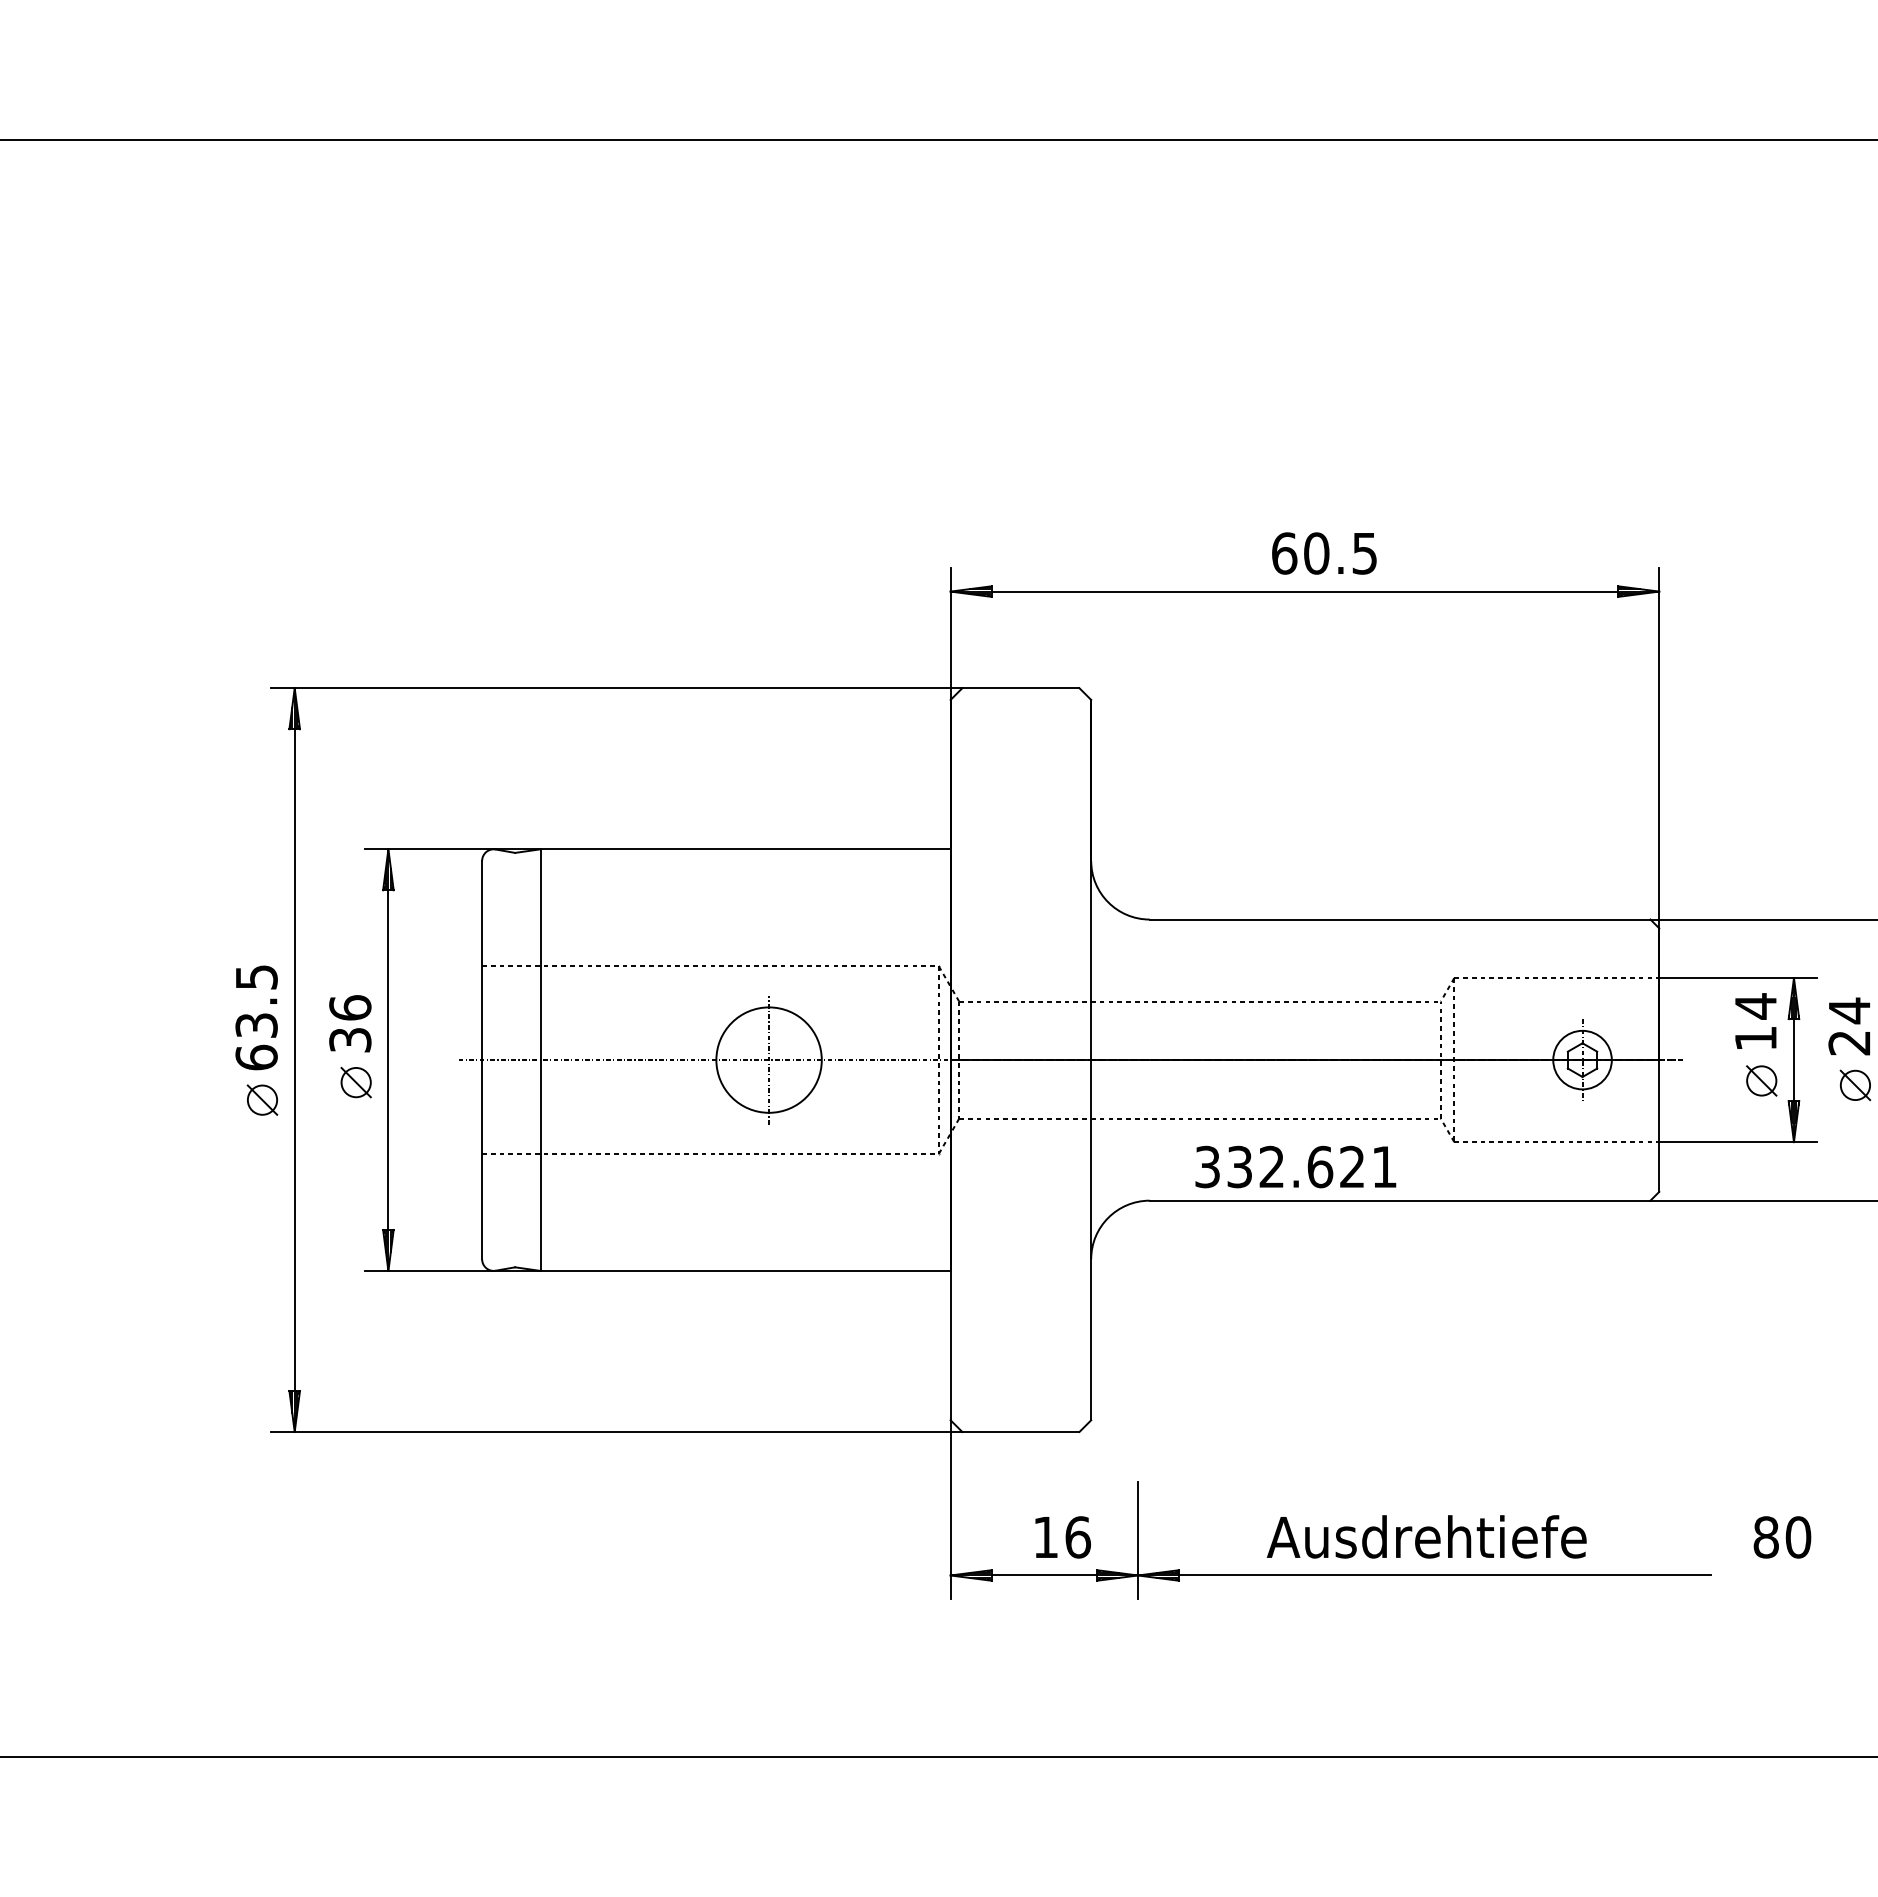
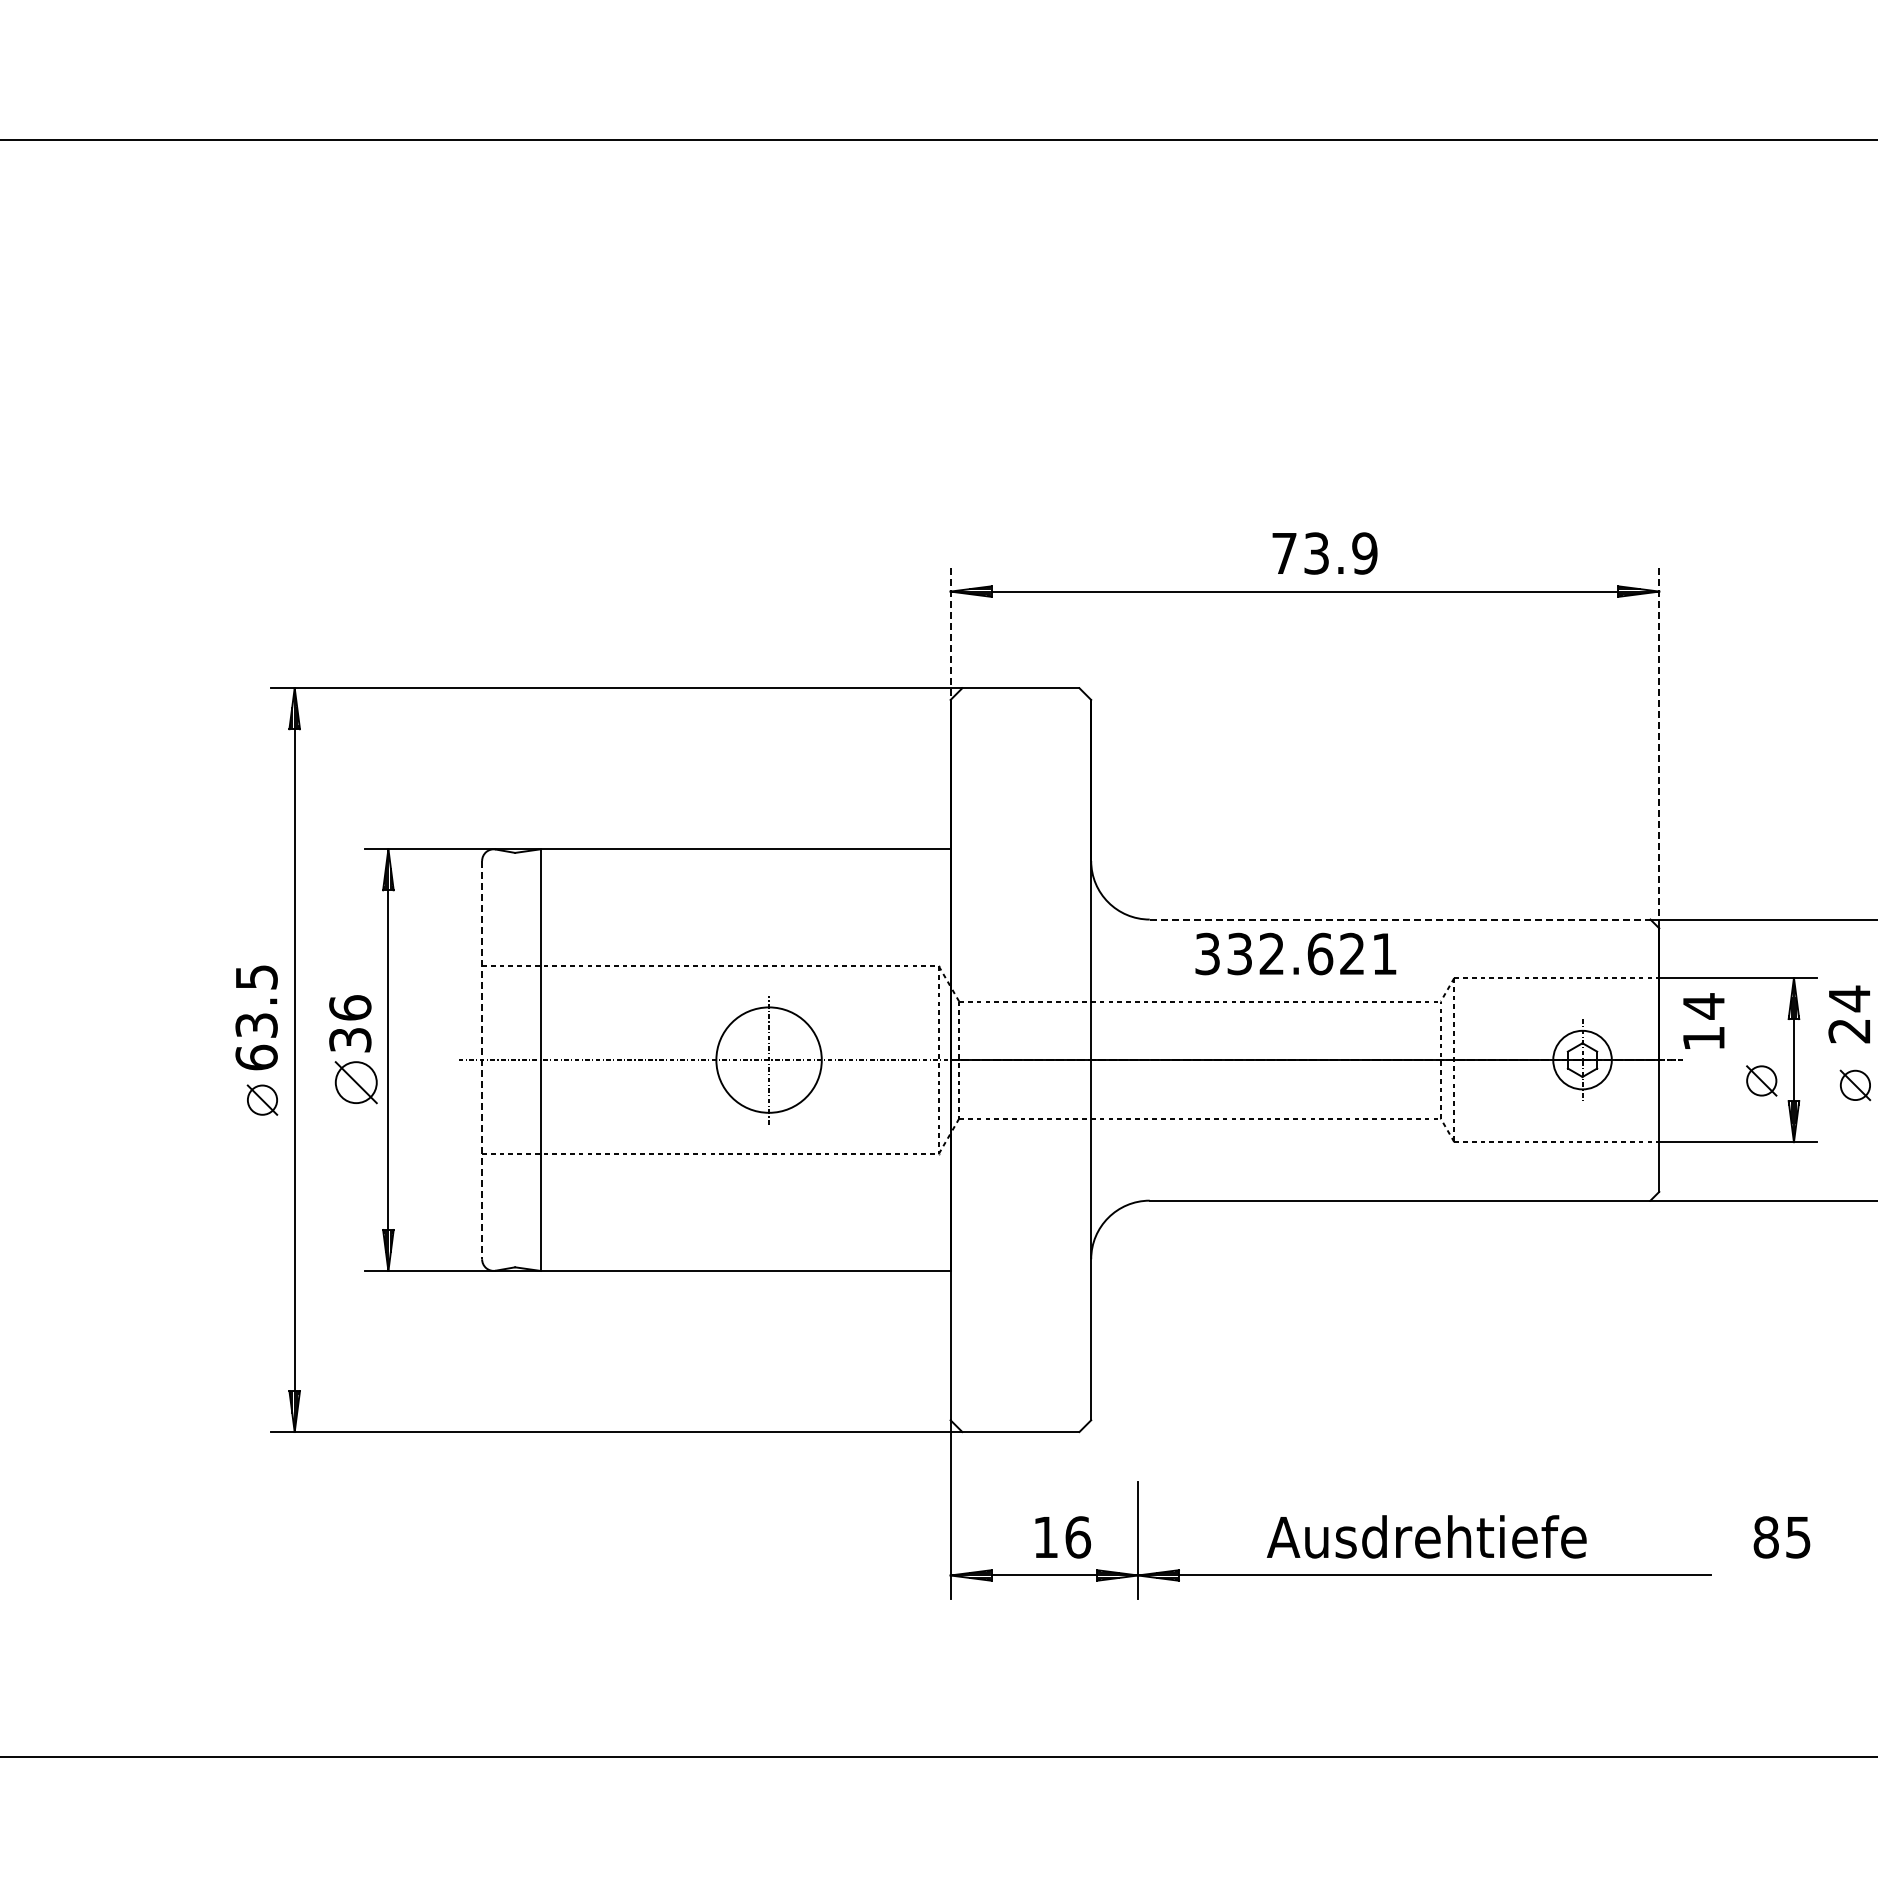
text: 60.5 -> 73.9 (1324, 553)
line: solid -> dashed (950, 634)
line: solid -> dashed (1659, 748)
line: solid -> dashed (1400, 919)
text position: (1755, 1020) -> (1703, 1020) (1703, 1020)
text position: (1848, 1026) -> (1848, 1014) (1848, 1014)
line: solid -> dashed (482, 1060)
part size: 32x33 px -> 44x44 px (355, 1082)
text position: (1295, 1166) -> (1295, 953) (1295, 953)
text: 80 -> 85 (1798, 1537)
